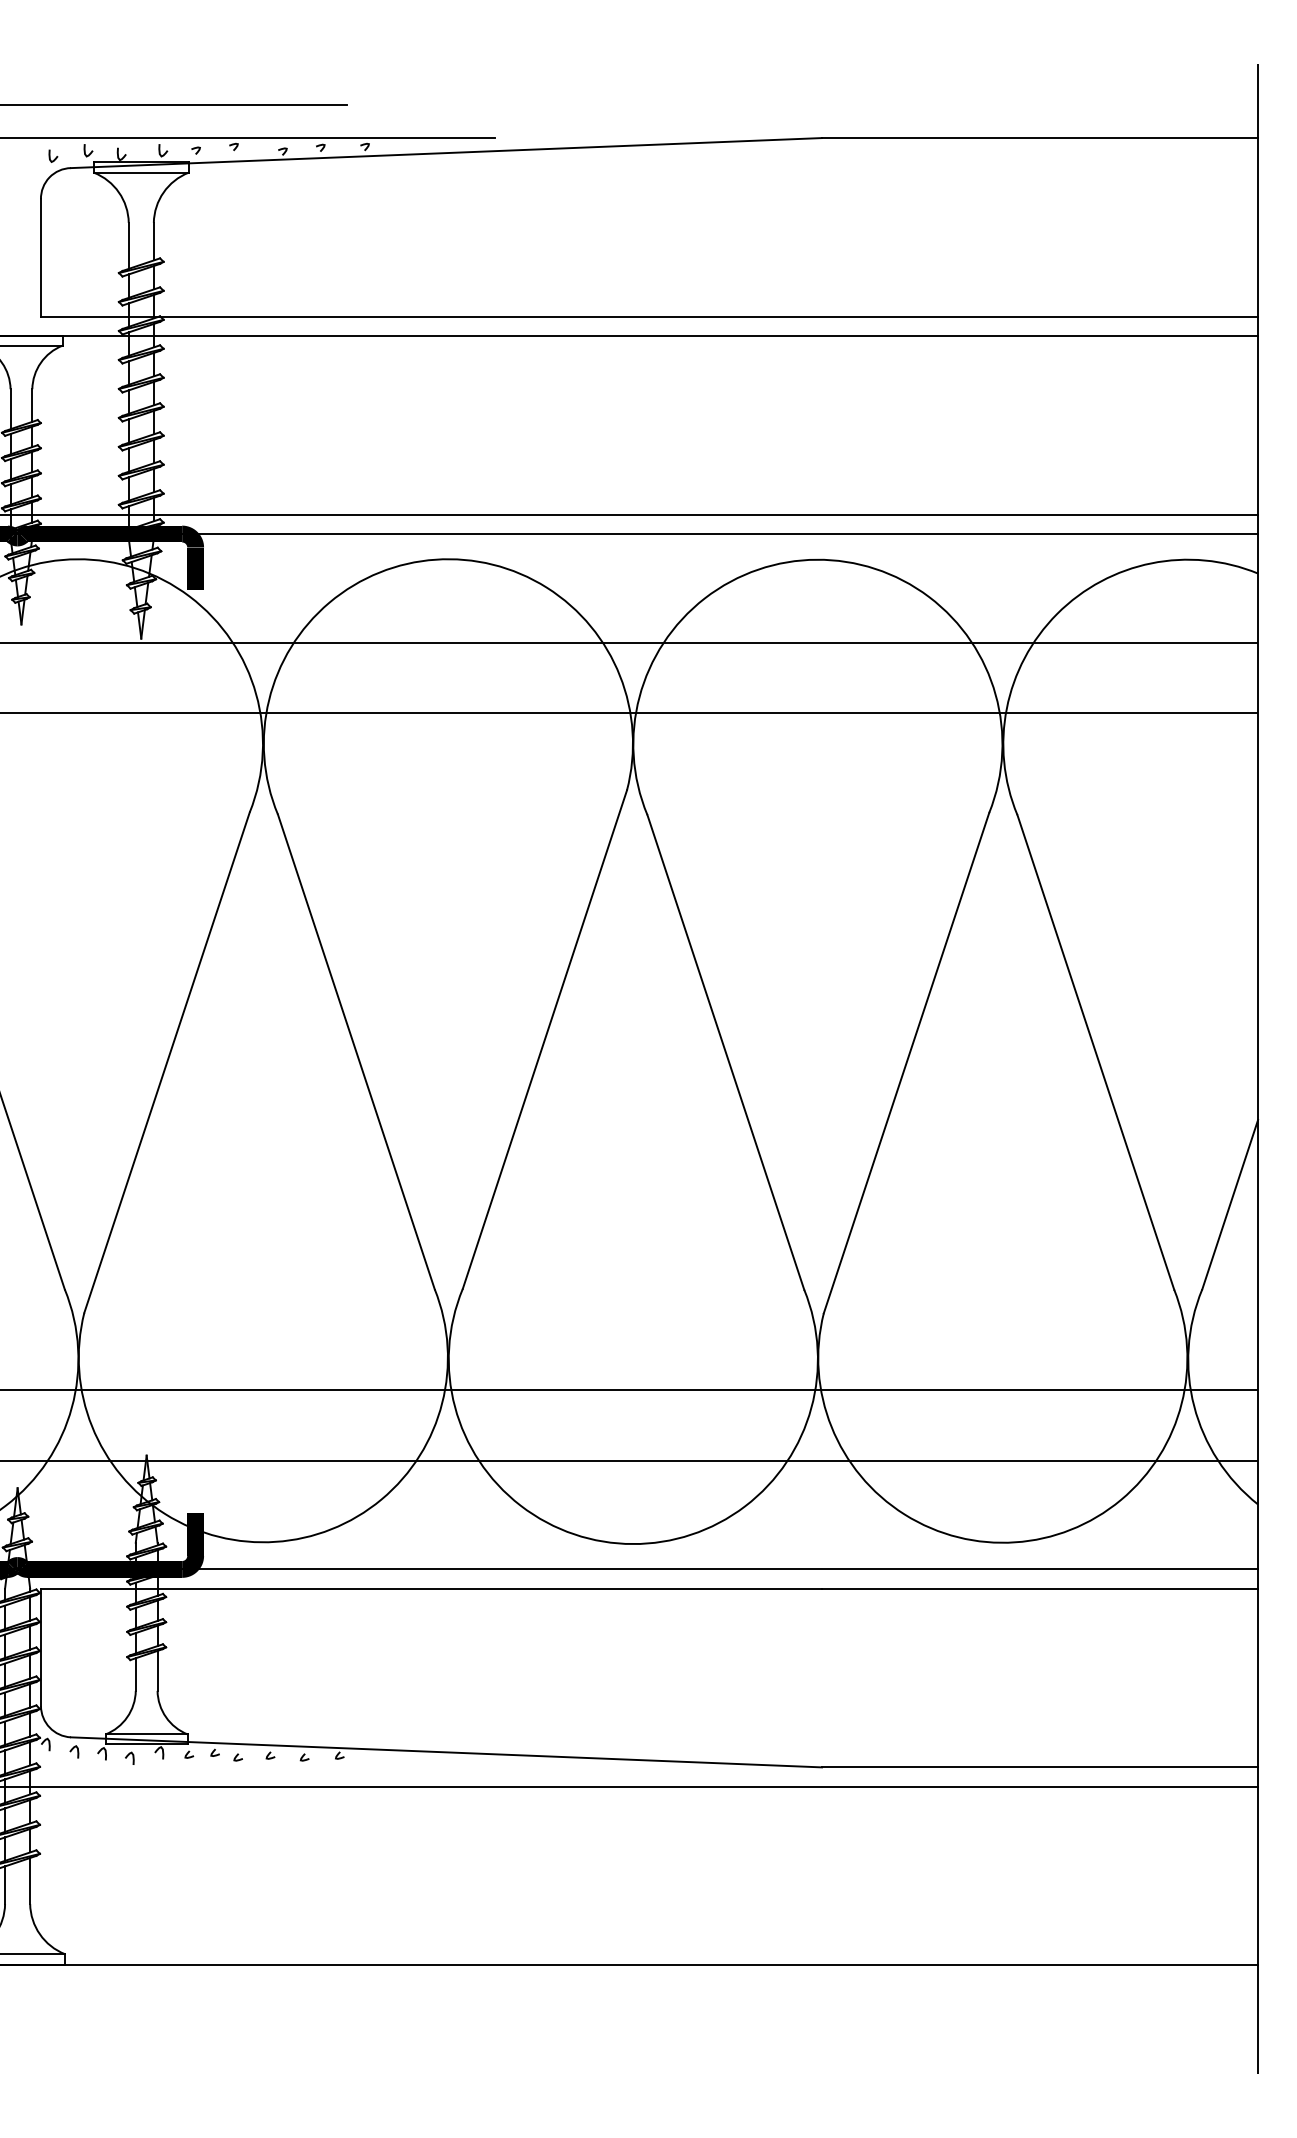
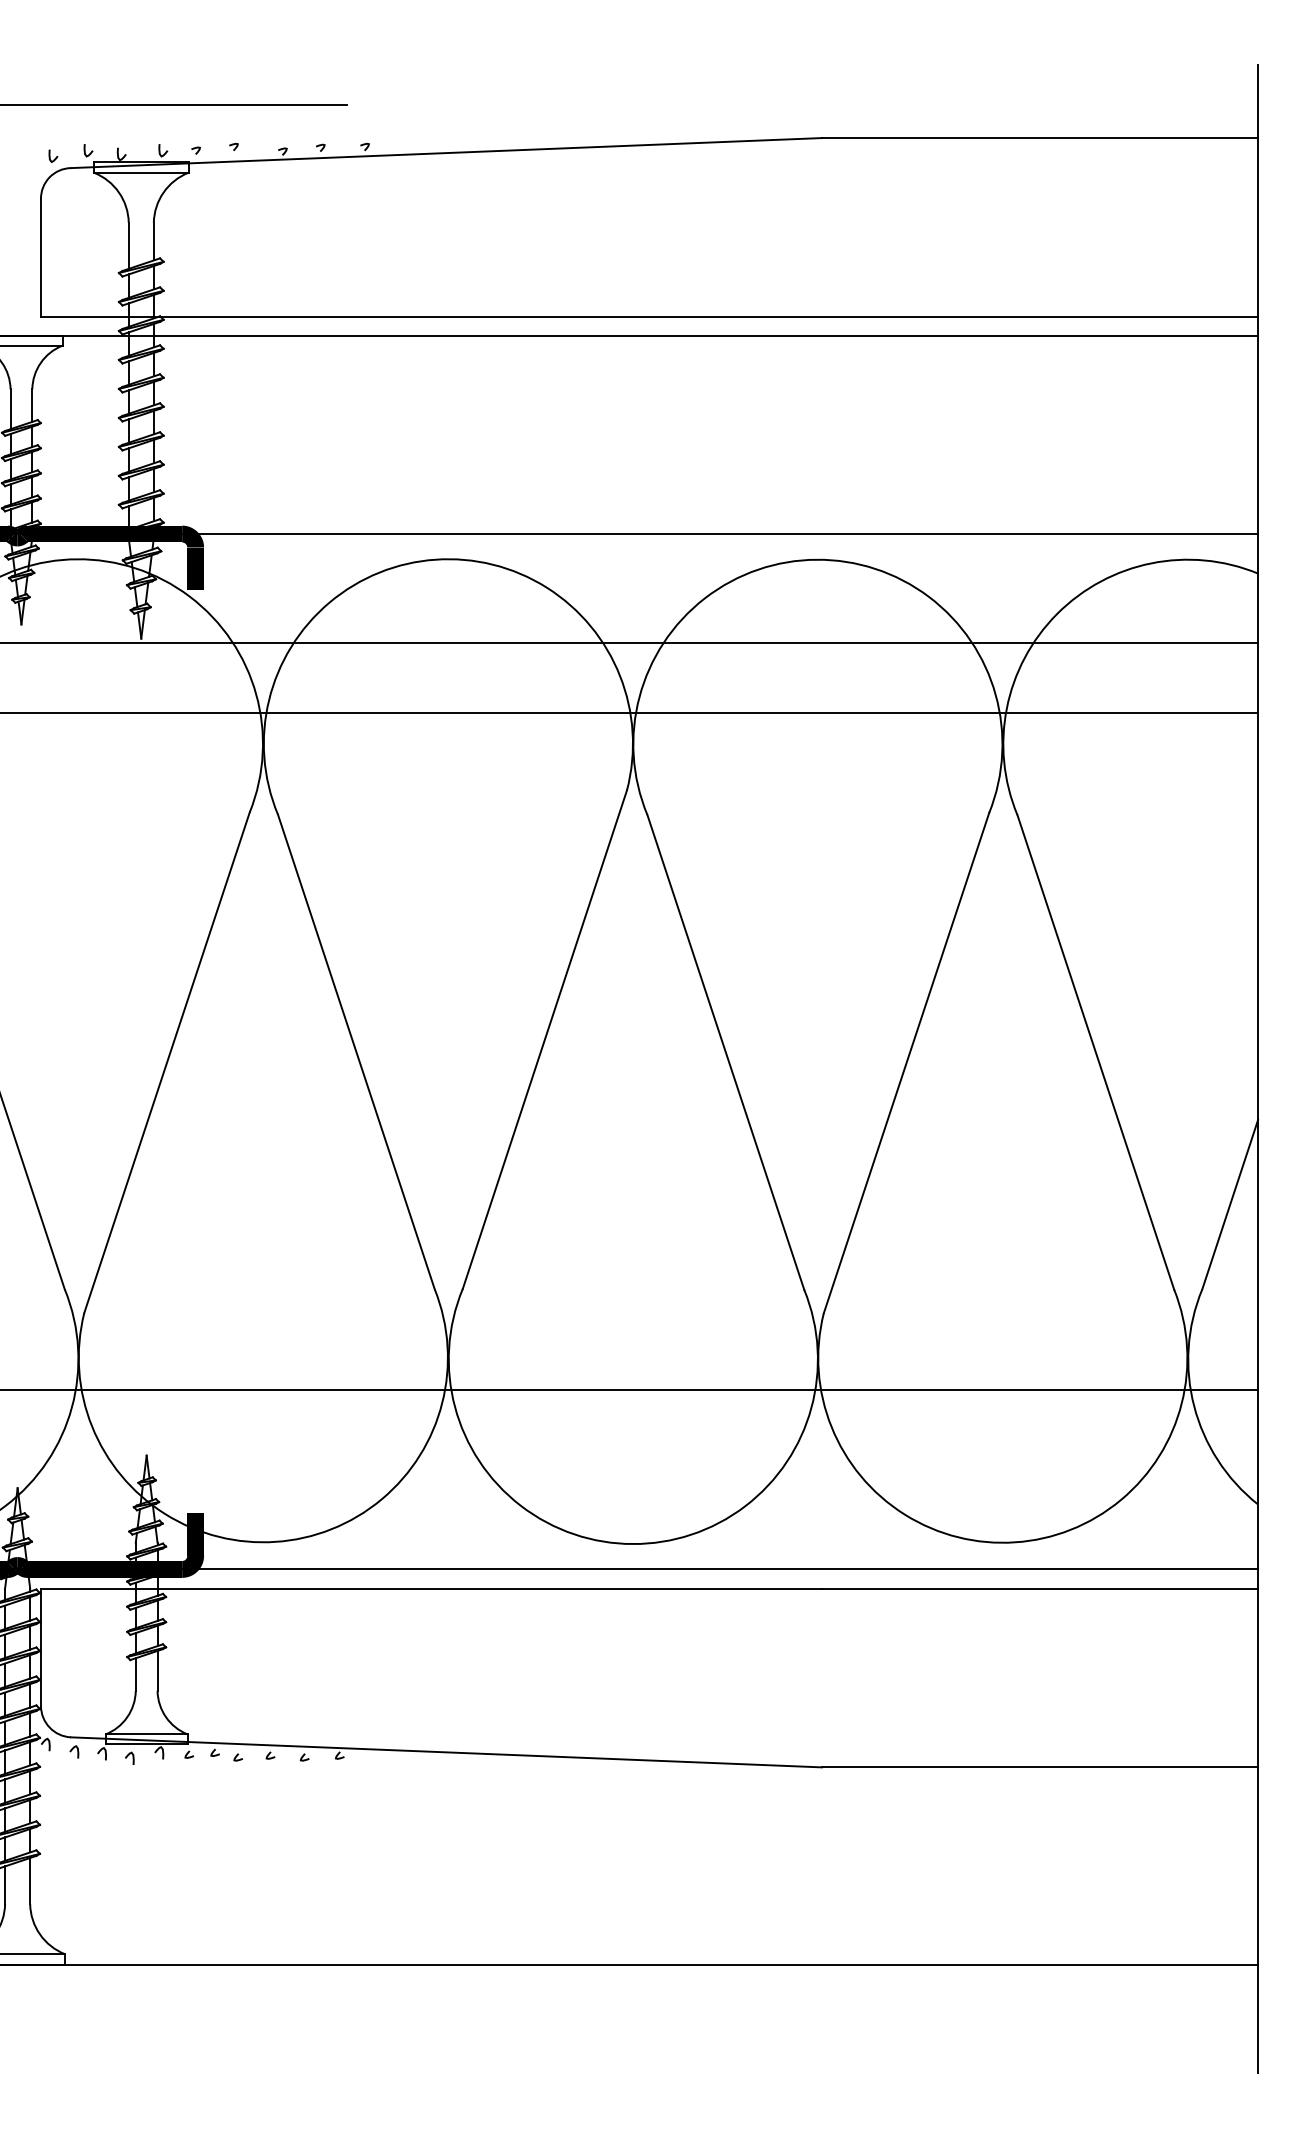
line: present -> none (248, 137)
line: present -> none (630, 514)
line: present -> none (630, 1460)
line: present -> none (630, 1786)
